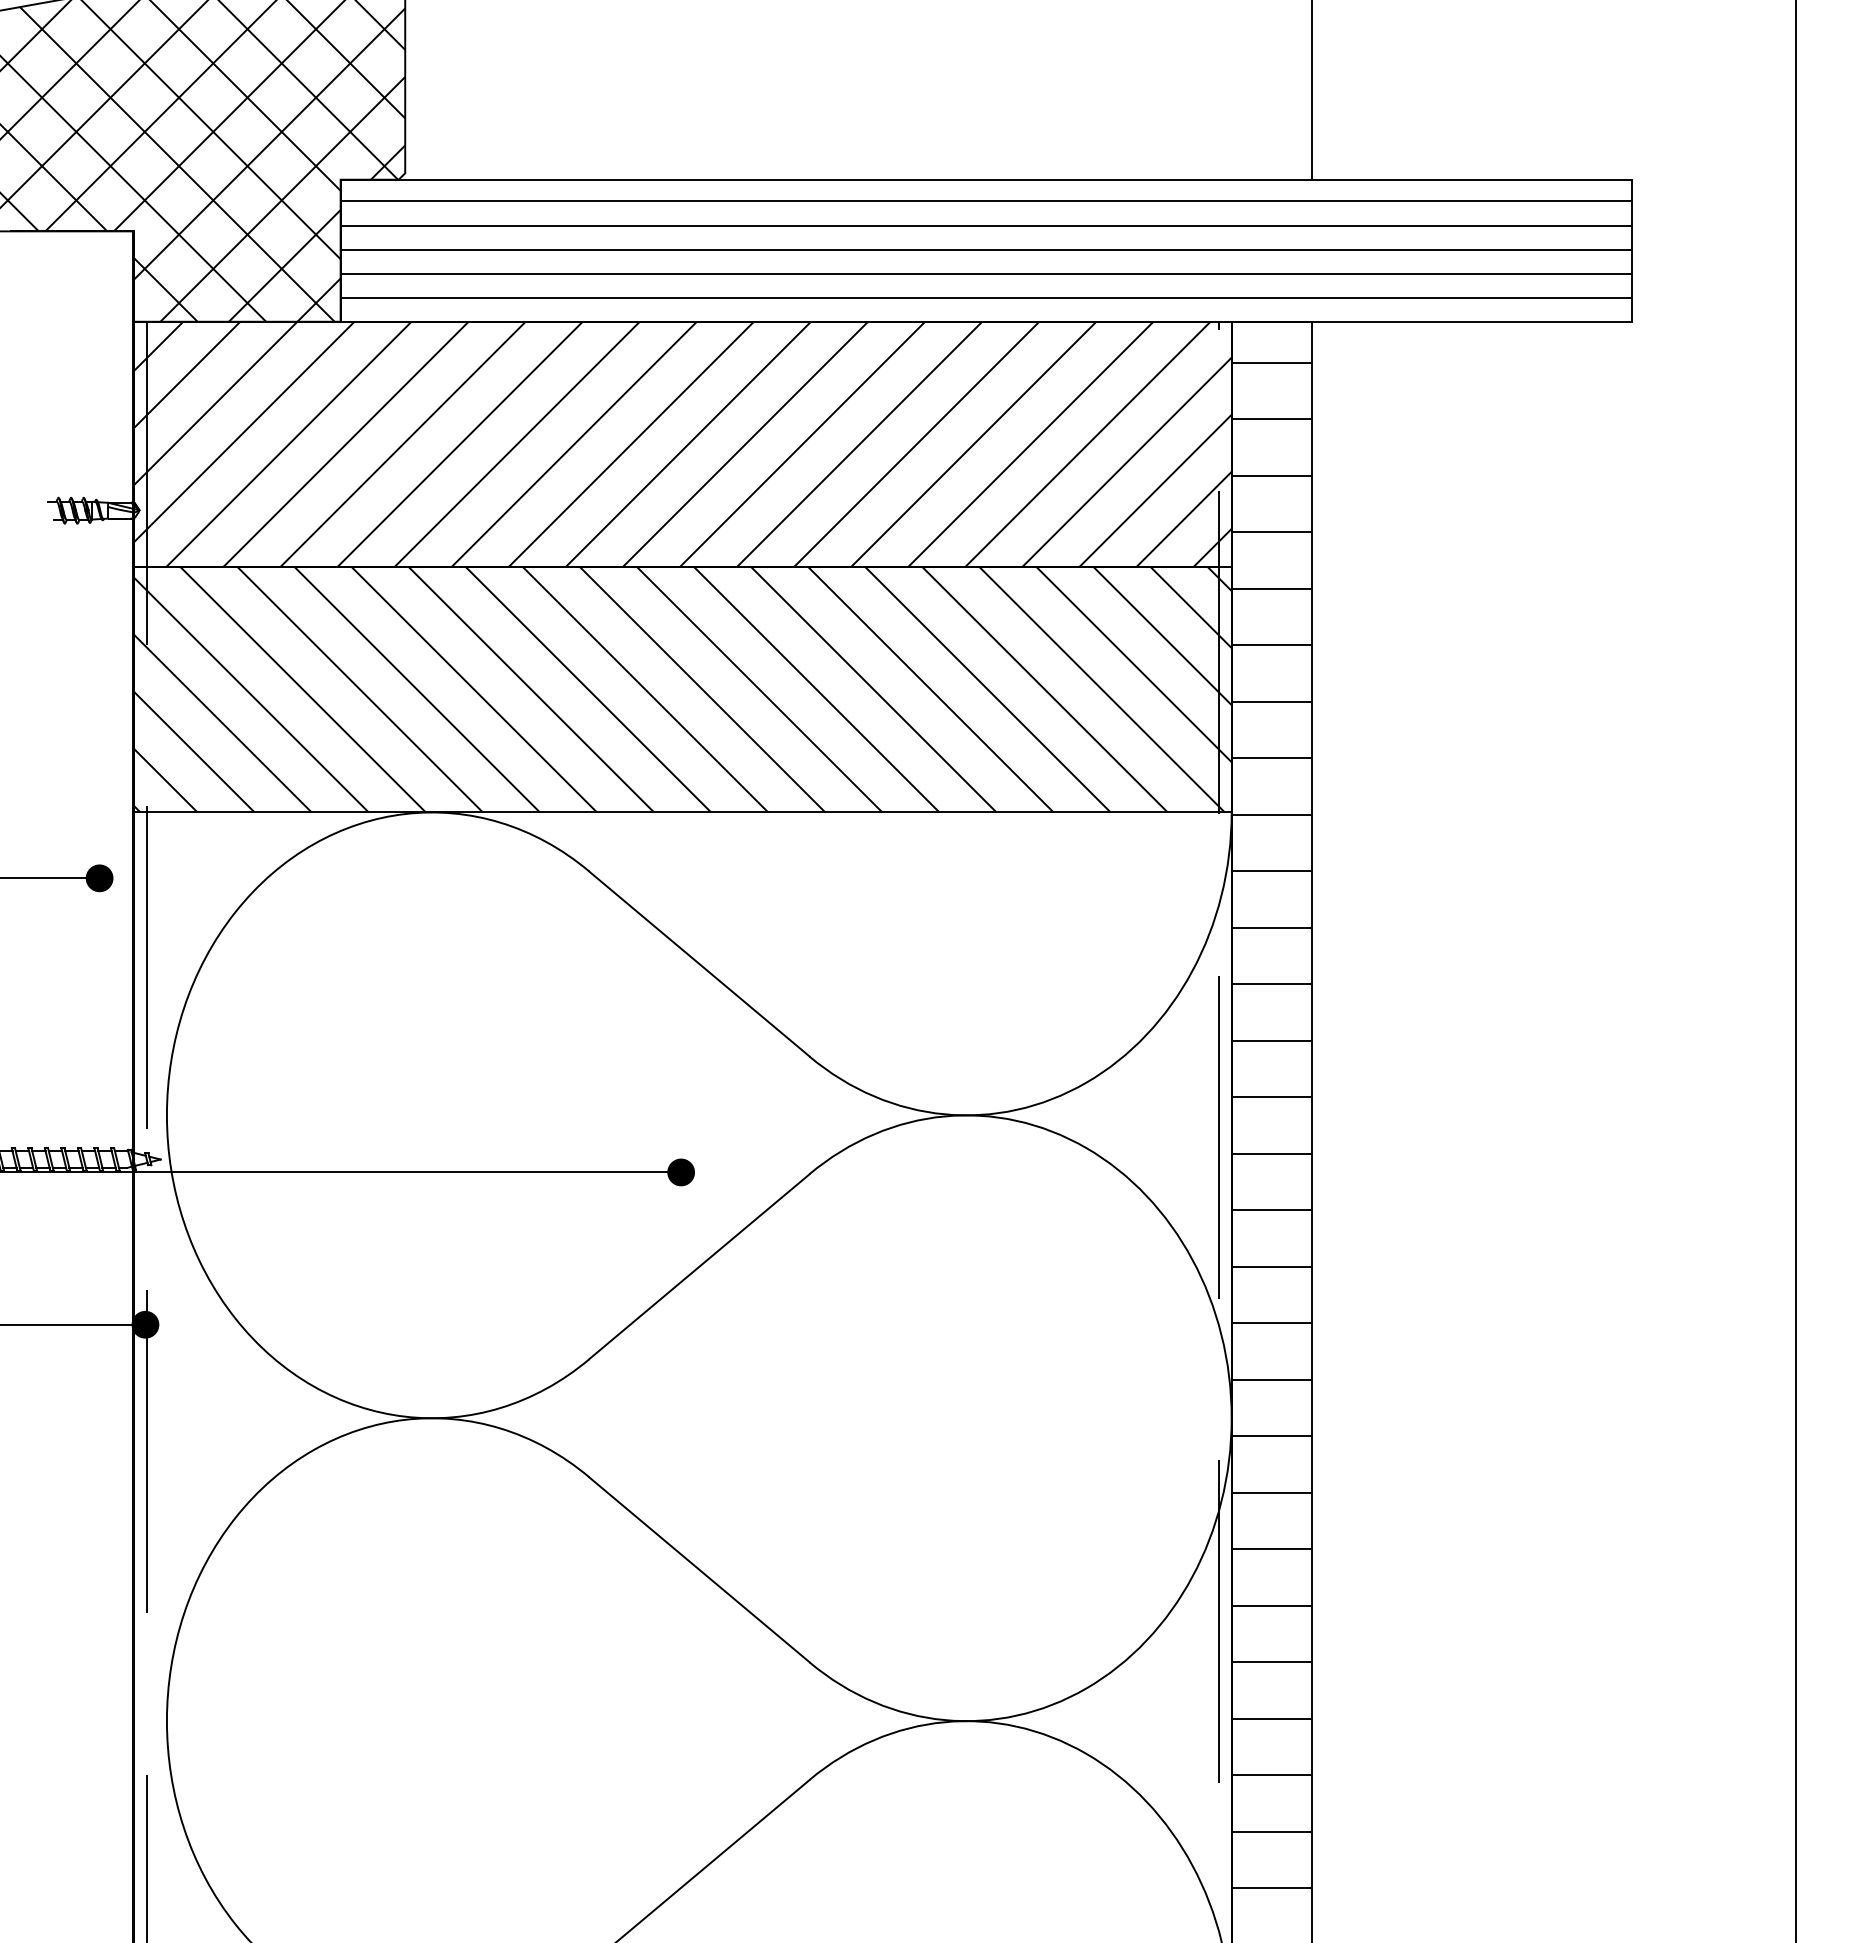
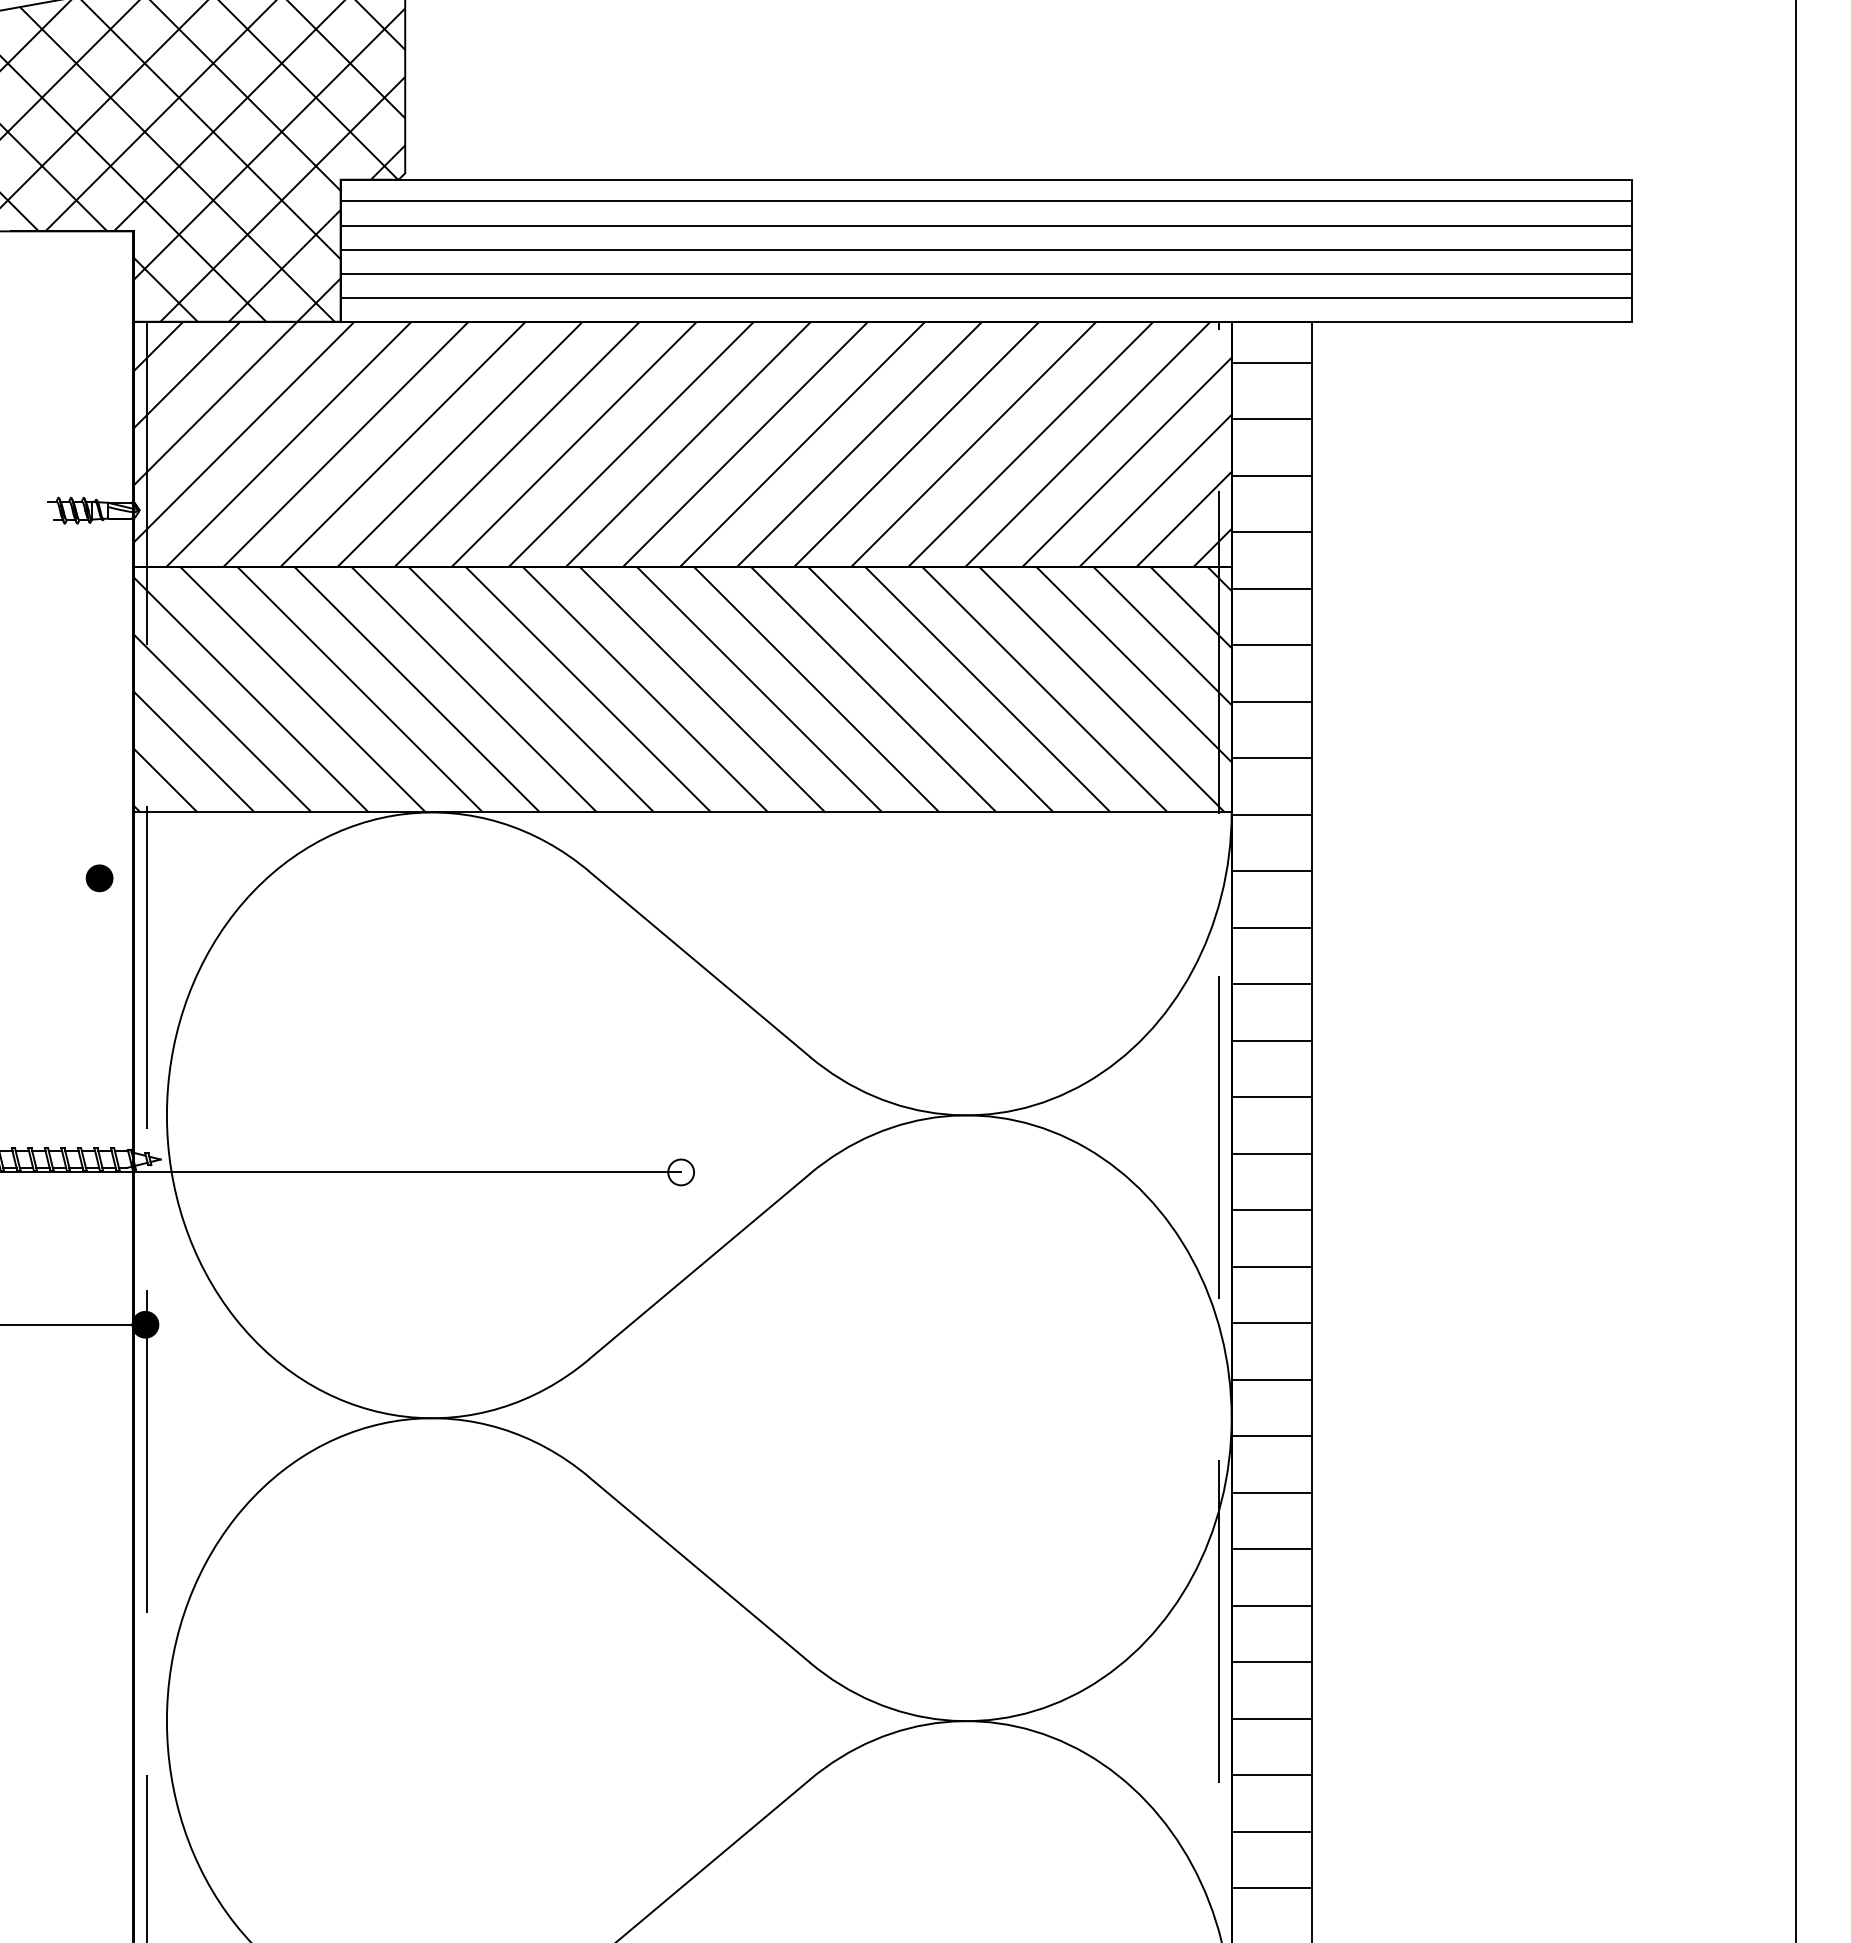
line: present -> none (1312, 90)
line: present -> none (50, 878)
fill: present -> none (681, 1172)
